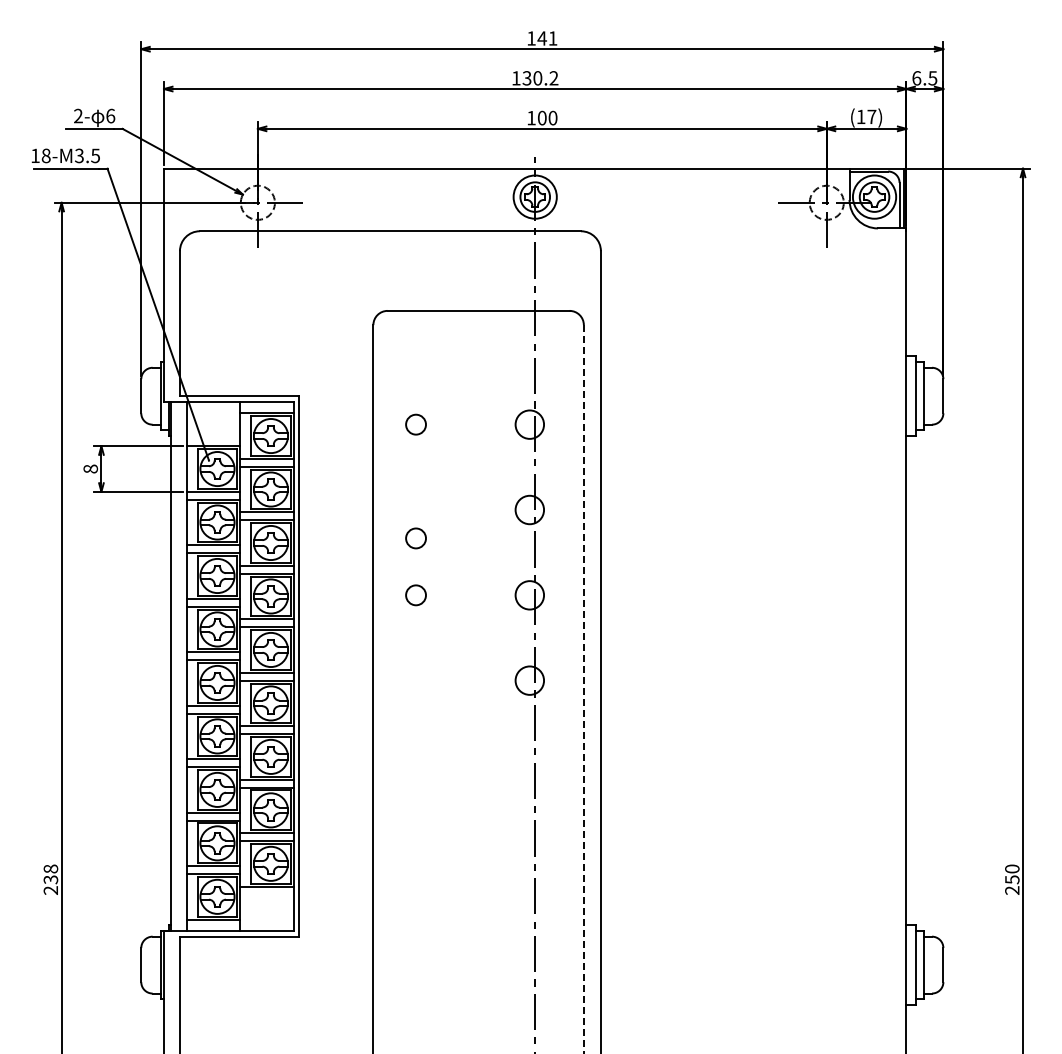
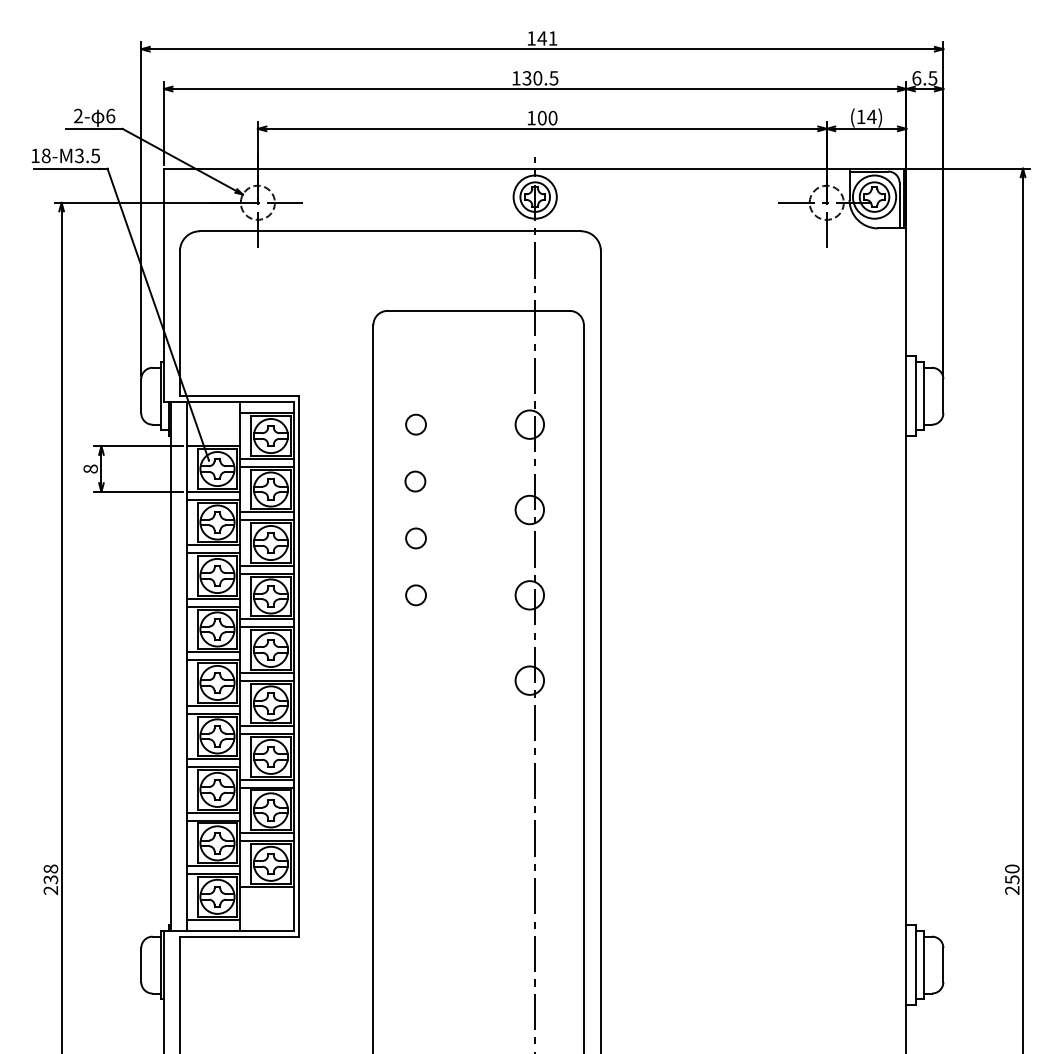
text: 130.2 -> 130.5 (553, 78)
text: (17) -> (14) (871, 116)
circle: none -> present (415, 481)
line: dashed -> solid (583, 689)
